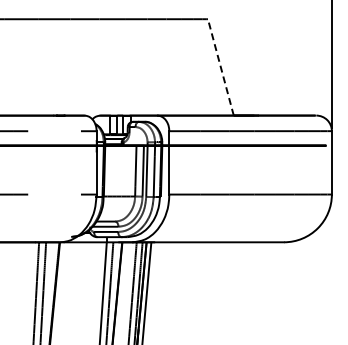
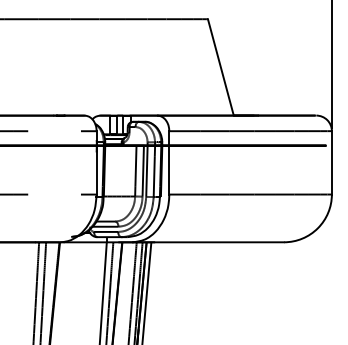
line: dashed -> solid (220, 67)
